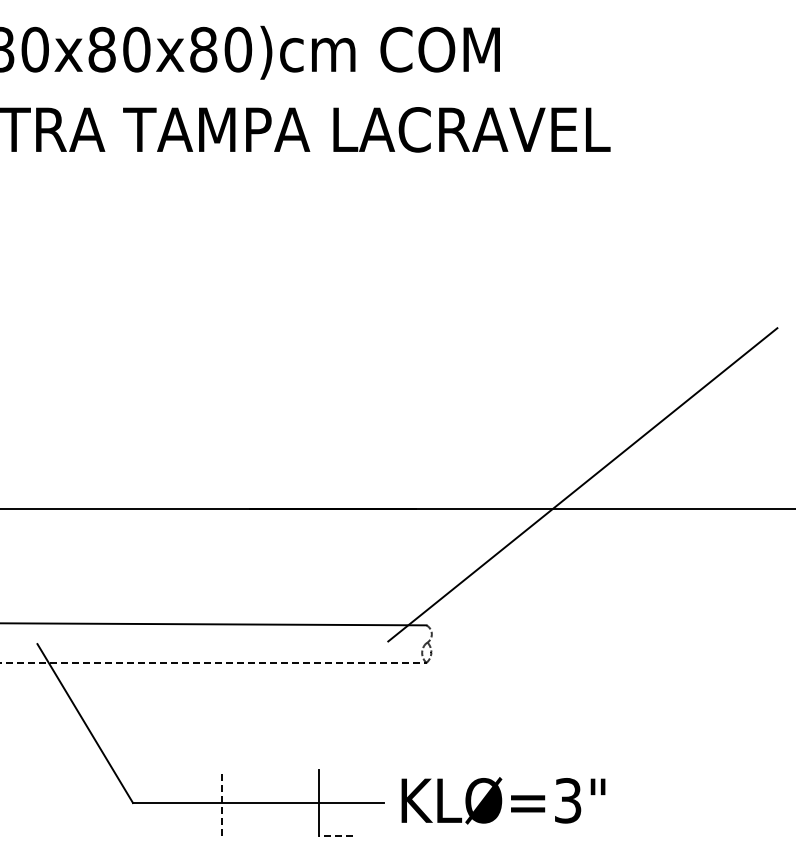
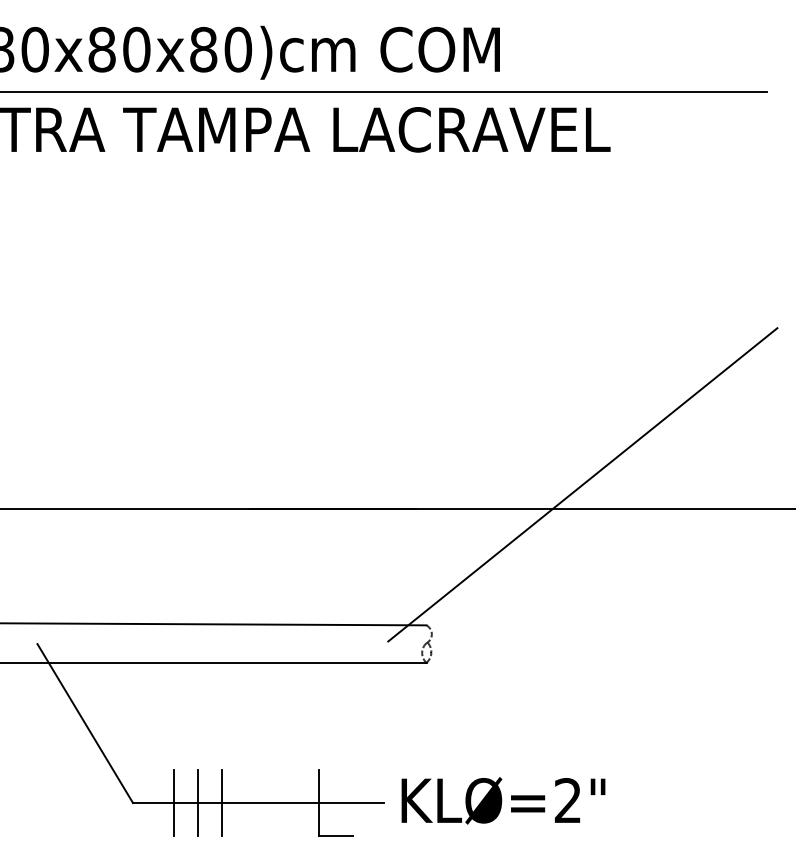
line: none -> present (384, 92)
line: dashed -> solid (214, 662)
text: KLØ=3" -> KLØ=2" (567, 800)
line: none -> present (173, 802)
line: none -> present (198, 802)
line: dashed -> solid (222, 802)
line: dashed -> solid (336, 836)
